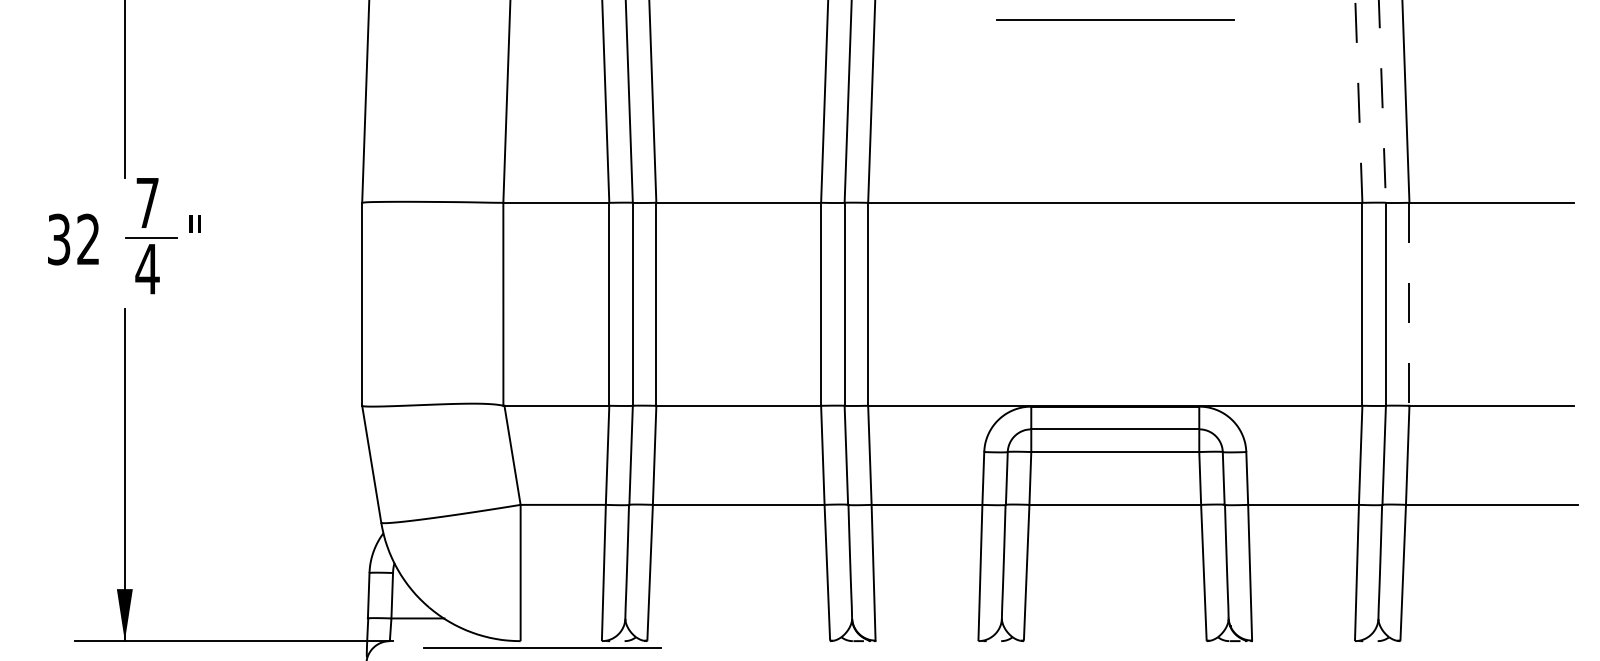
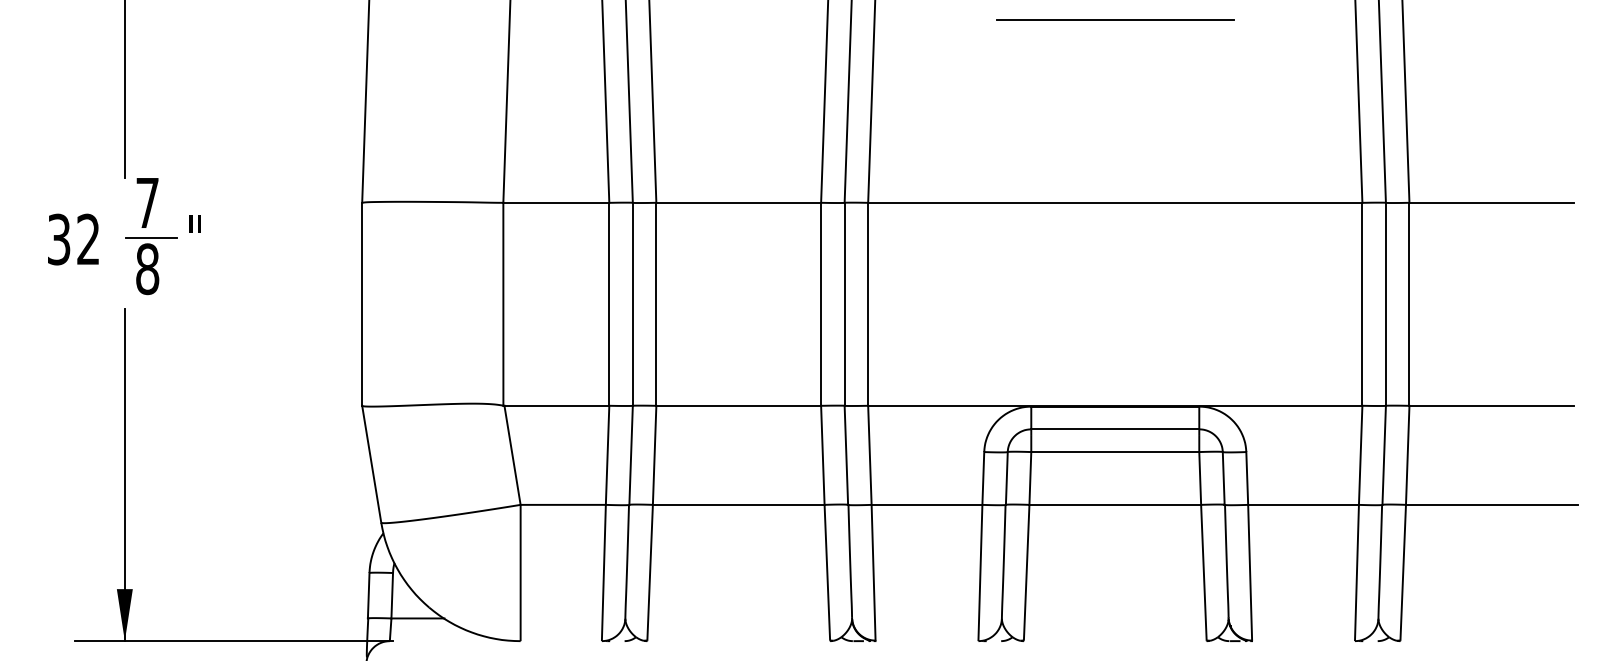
line: dashed -> solid (1358, 100)
line: dashed -> solid (1382, 101)
text: 4 -> 8 (147, 269)
line: dashed -> solid (1409, 304)
line: present -> none (542, 647)
